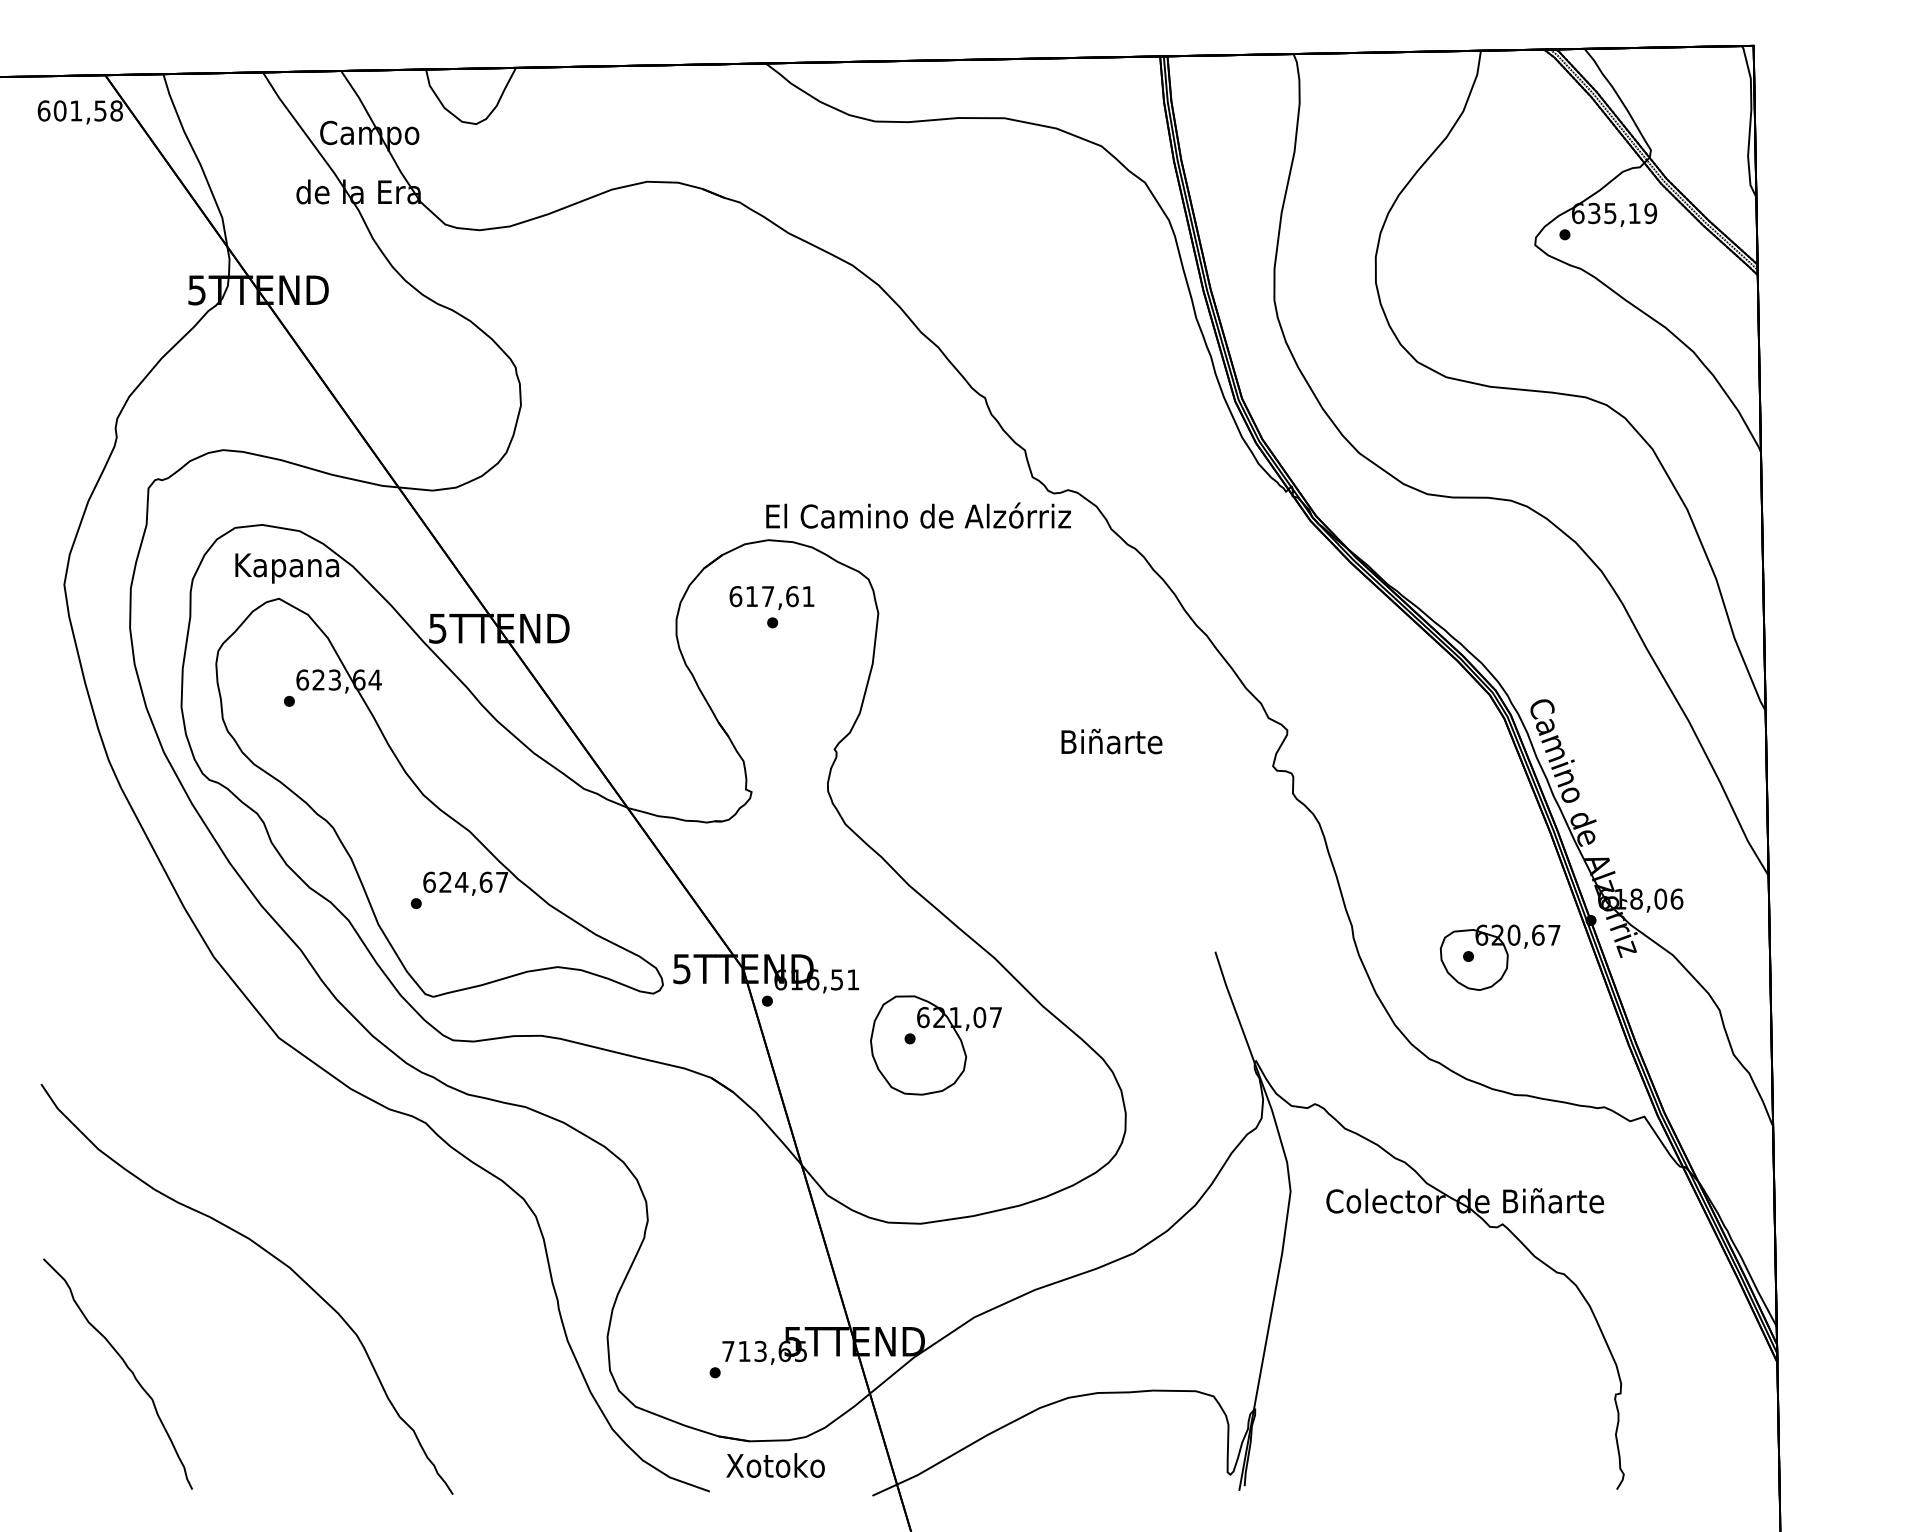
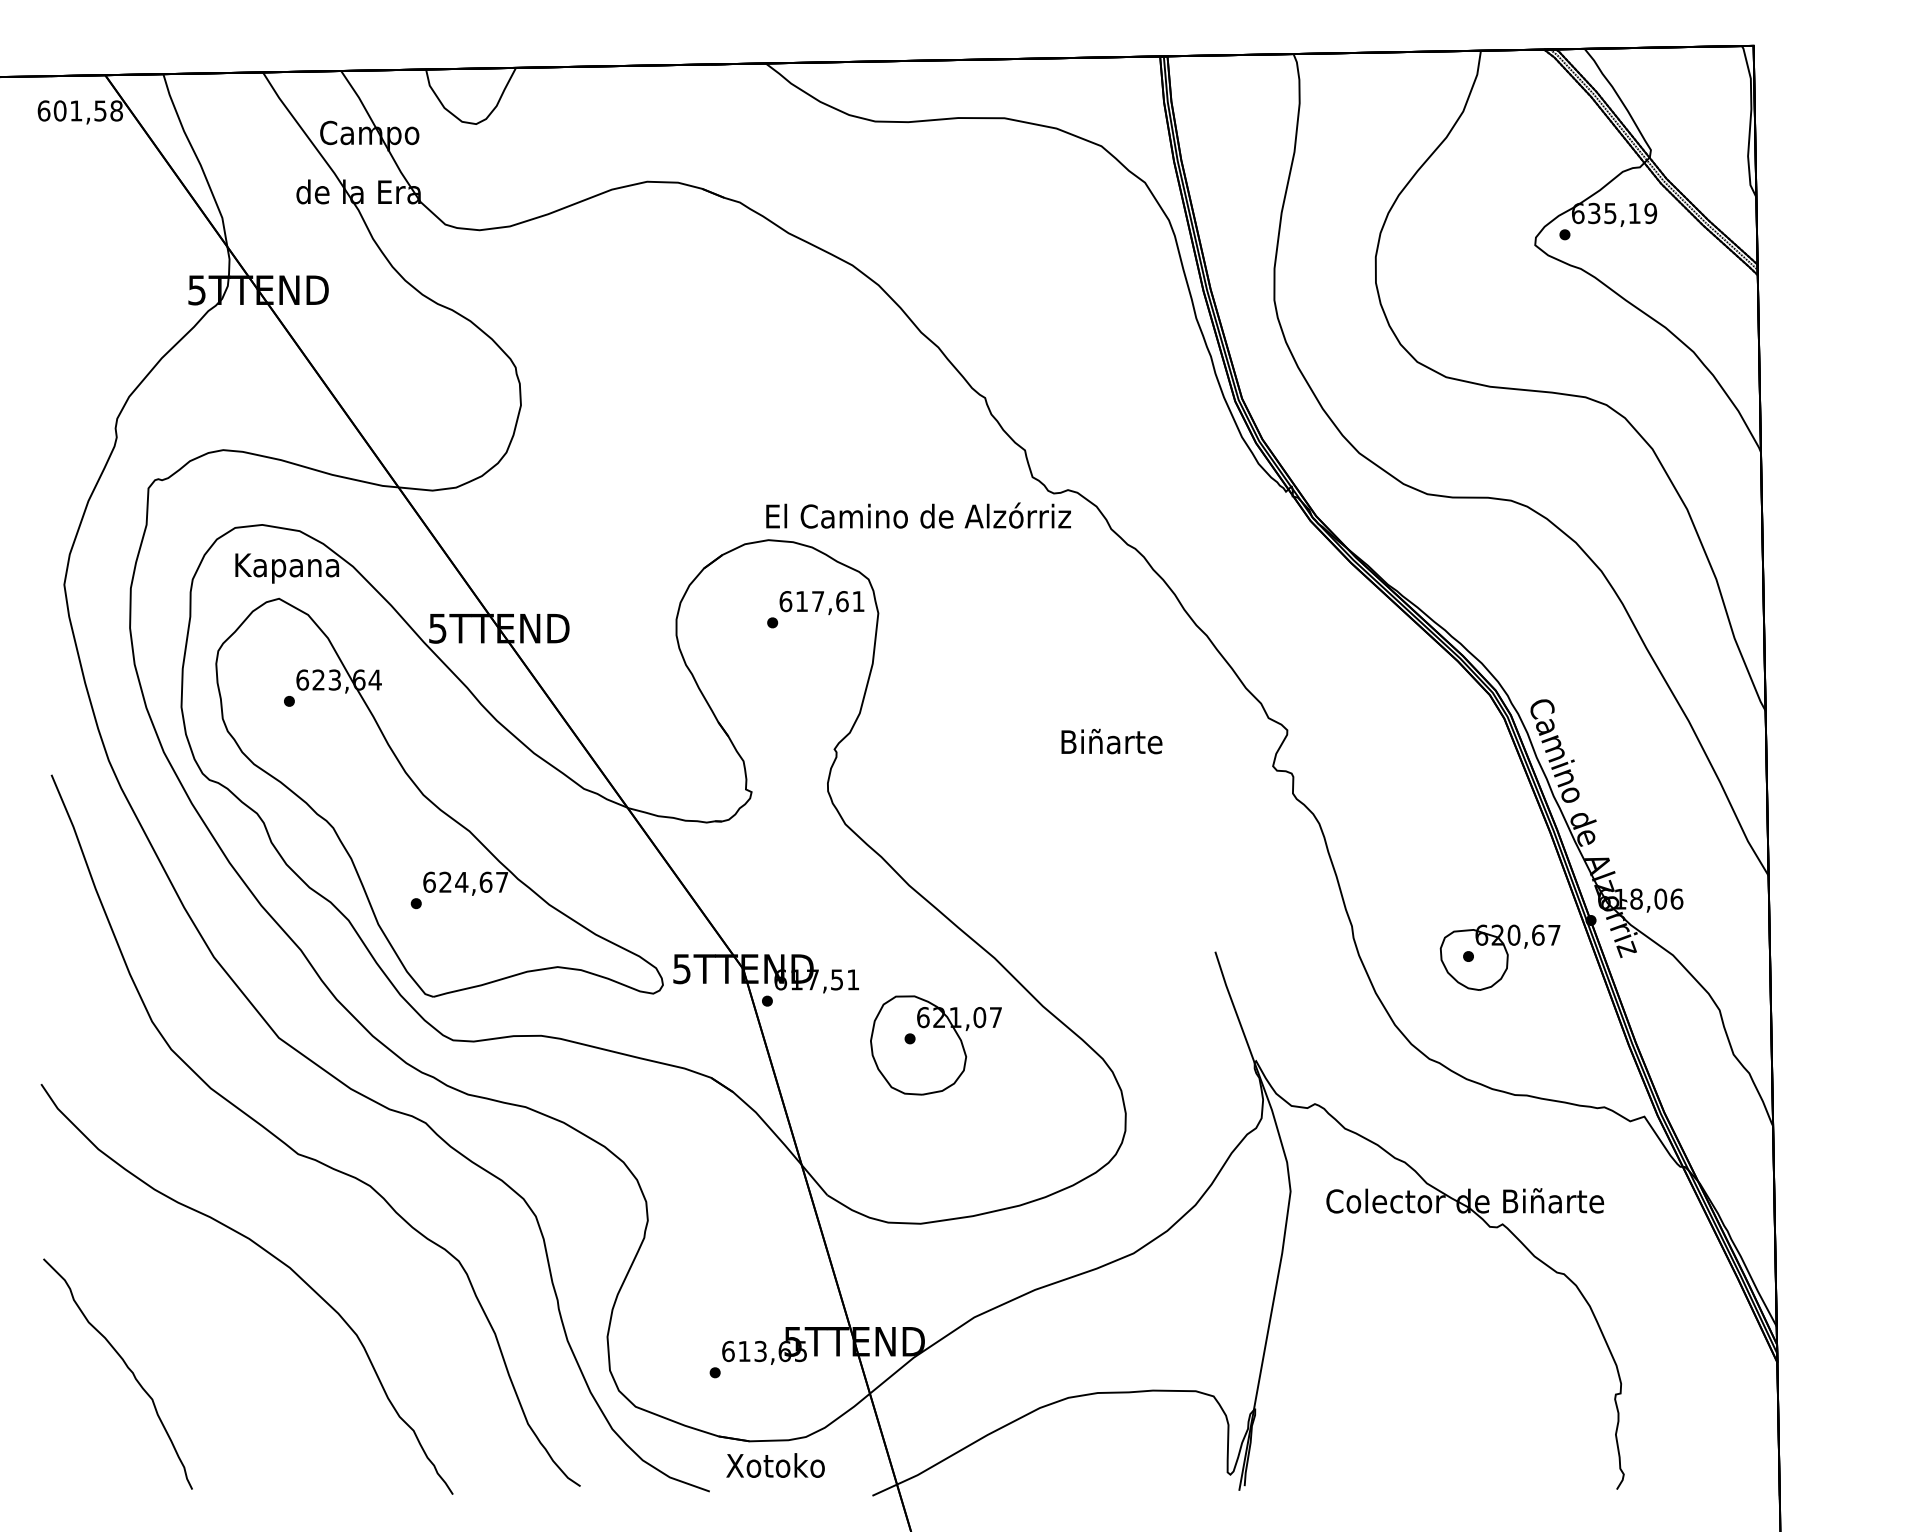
text position: (771, 598) -> (821, 603) (821, 603)
text: 616,51 -> 617,51 (812, 979)
curve: none -> present (305, 1155)
text: 713,65 -> 613,65 (728, 1351)
